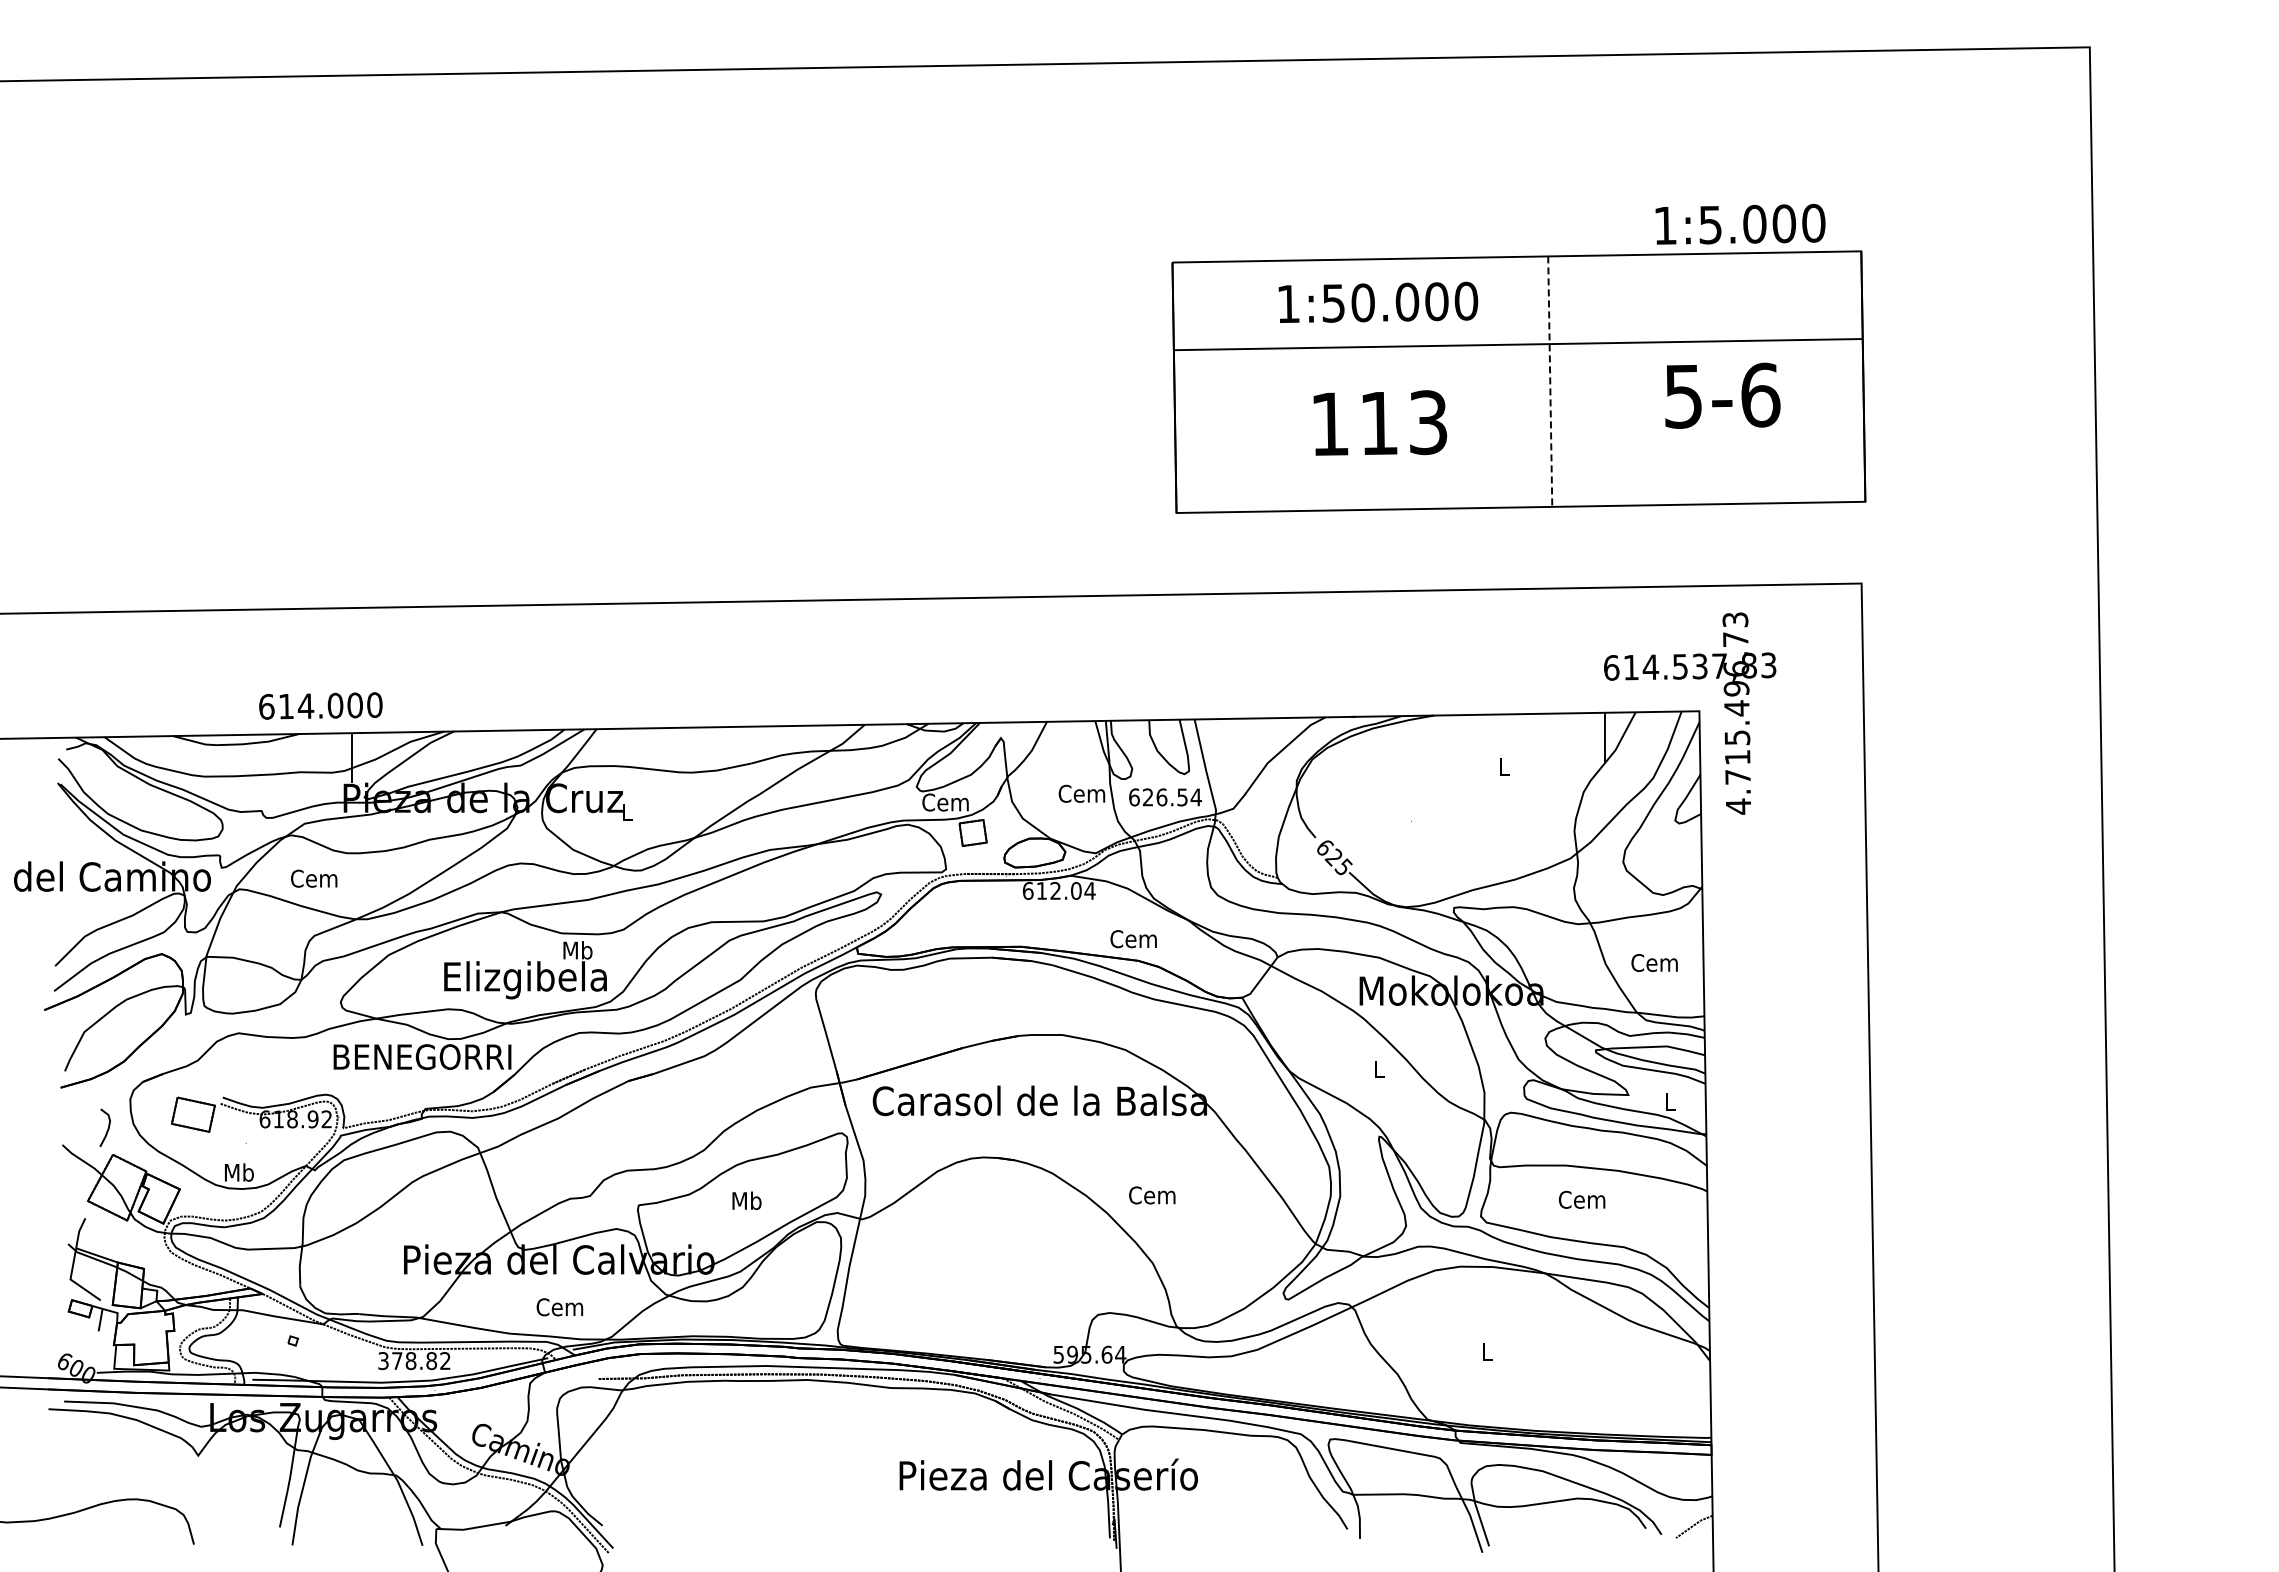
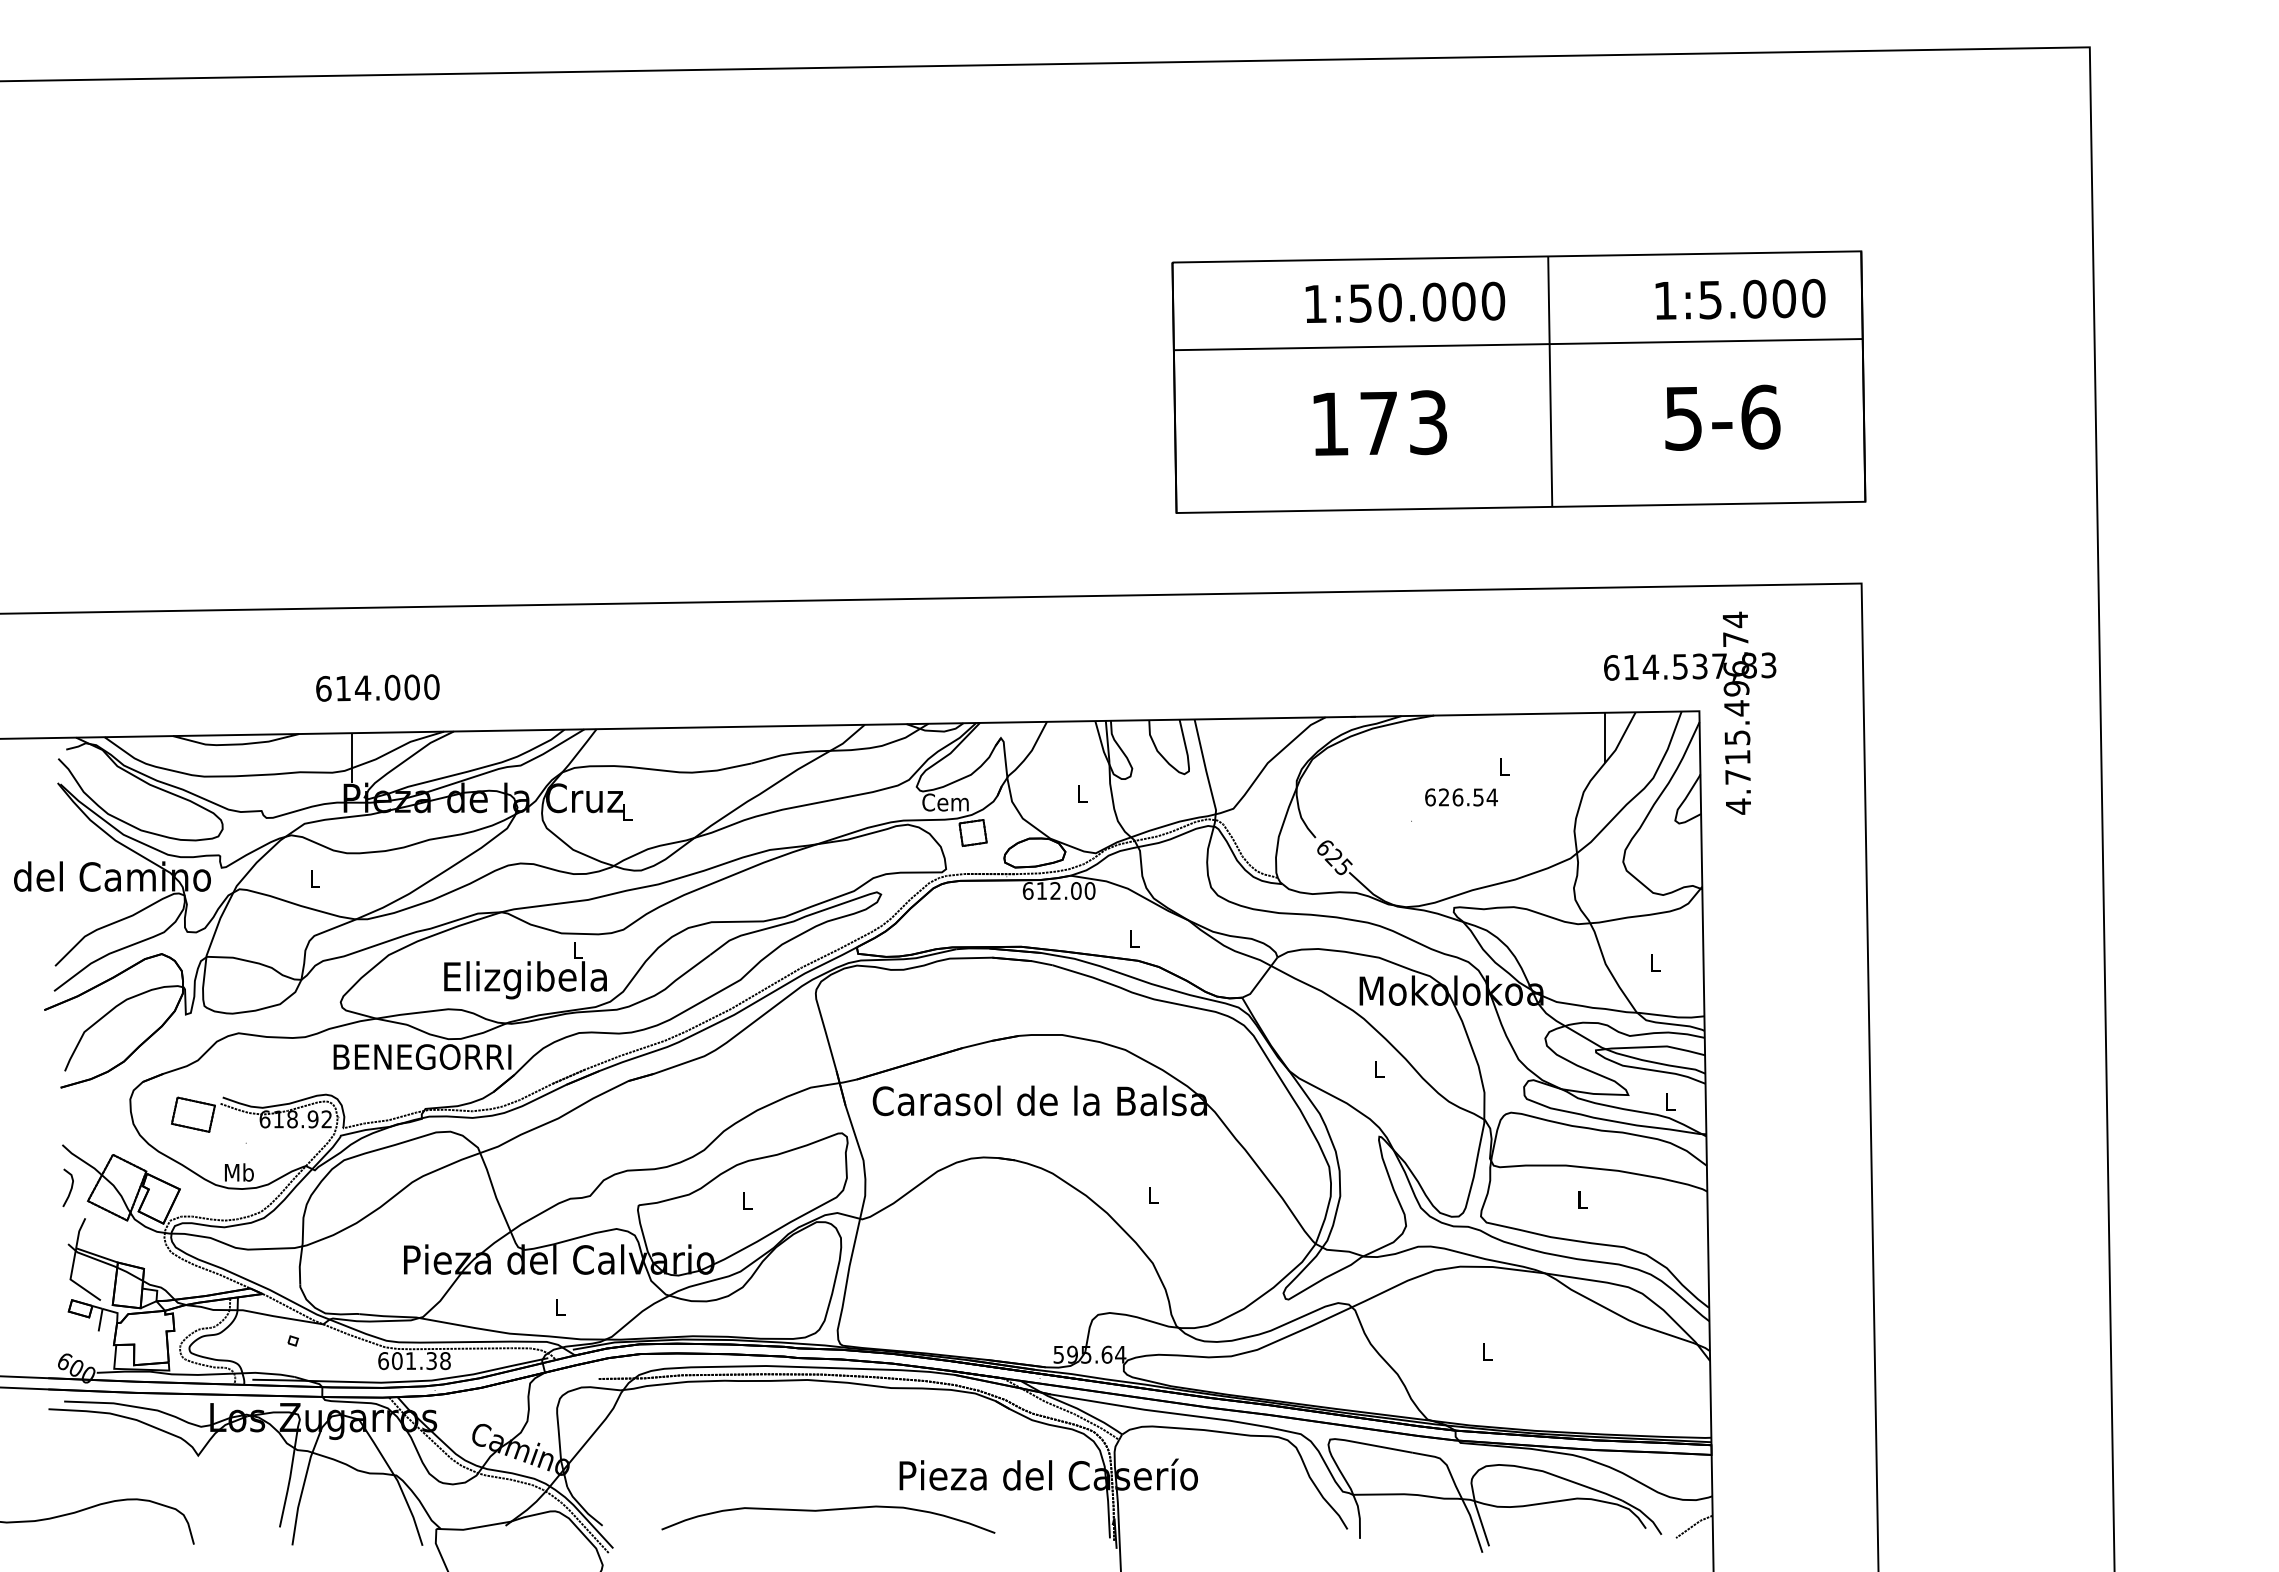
text position: (1740, 224) -> (1740, 299) (1740, 299)
text position: (1378, 301) -> (1405, 301) (1405, 301)
line: dashed -> solid (1550, 382)
text position: (1722, 395) -> (1722, 417) (1722, 417)
text: 113 -> 173 (1378, 422)
text: 4.715.496,73 -> 4.715.496,74 (1735, 619)
text position: (320, 705) -> (377, 687) (377, 687)
text: Cem -> L (1081, 793)
text position: (1165, 797) -> (1461, 797) (1461, 797)
text: Cem -> L (314, 878)
text: 612.04 -> 612.00 (1089, 890)
text: Cem -> L (1133, 939)
text: Mb -> L (577, 950)
text: Cem -> L (1654, 962)
curve position: (107, 1128) -> (70, 1188) (70, 1188)
text: Cem -> L (1152, 1195)
text: Cem -> L (1581, 1199)
text: Mb -> L (746, 1200)
text: Cem -> L (559, 1307)
text: 378.82 -> 601.38 (414, 1361)
curve: none -> present (824, 1511)
